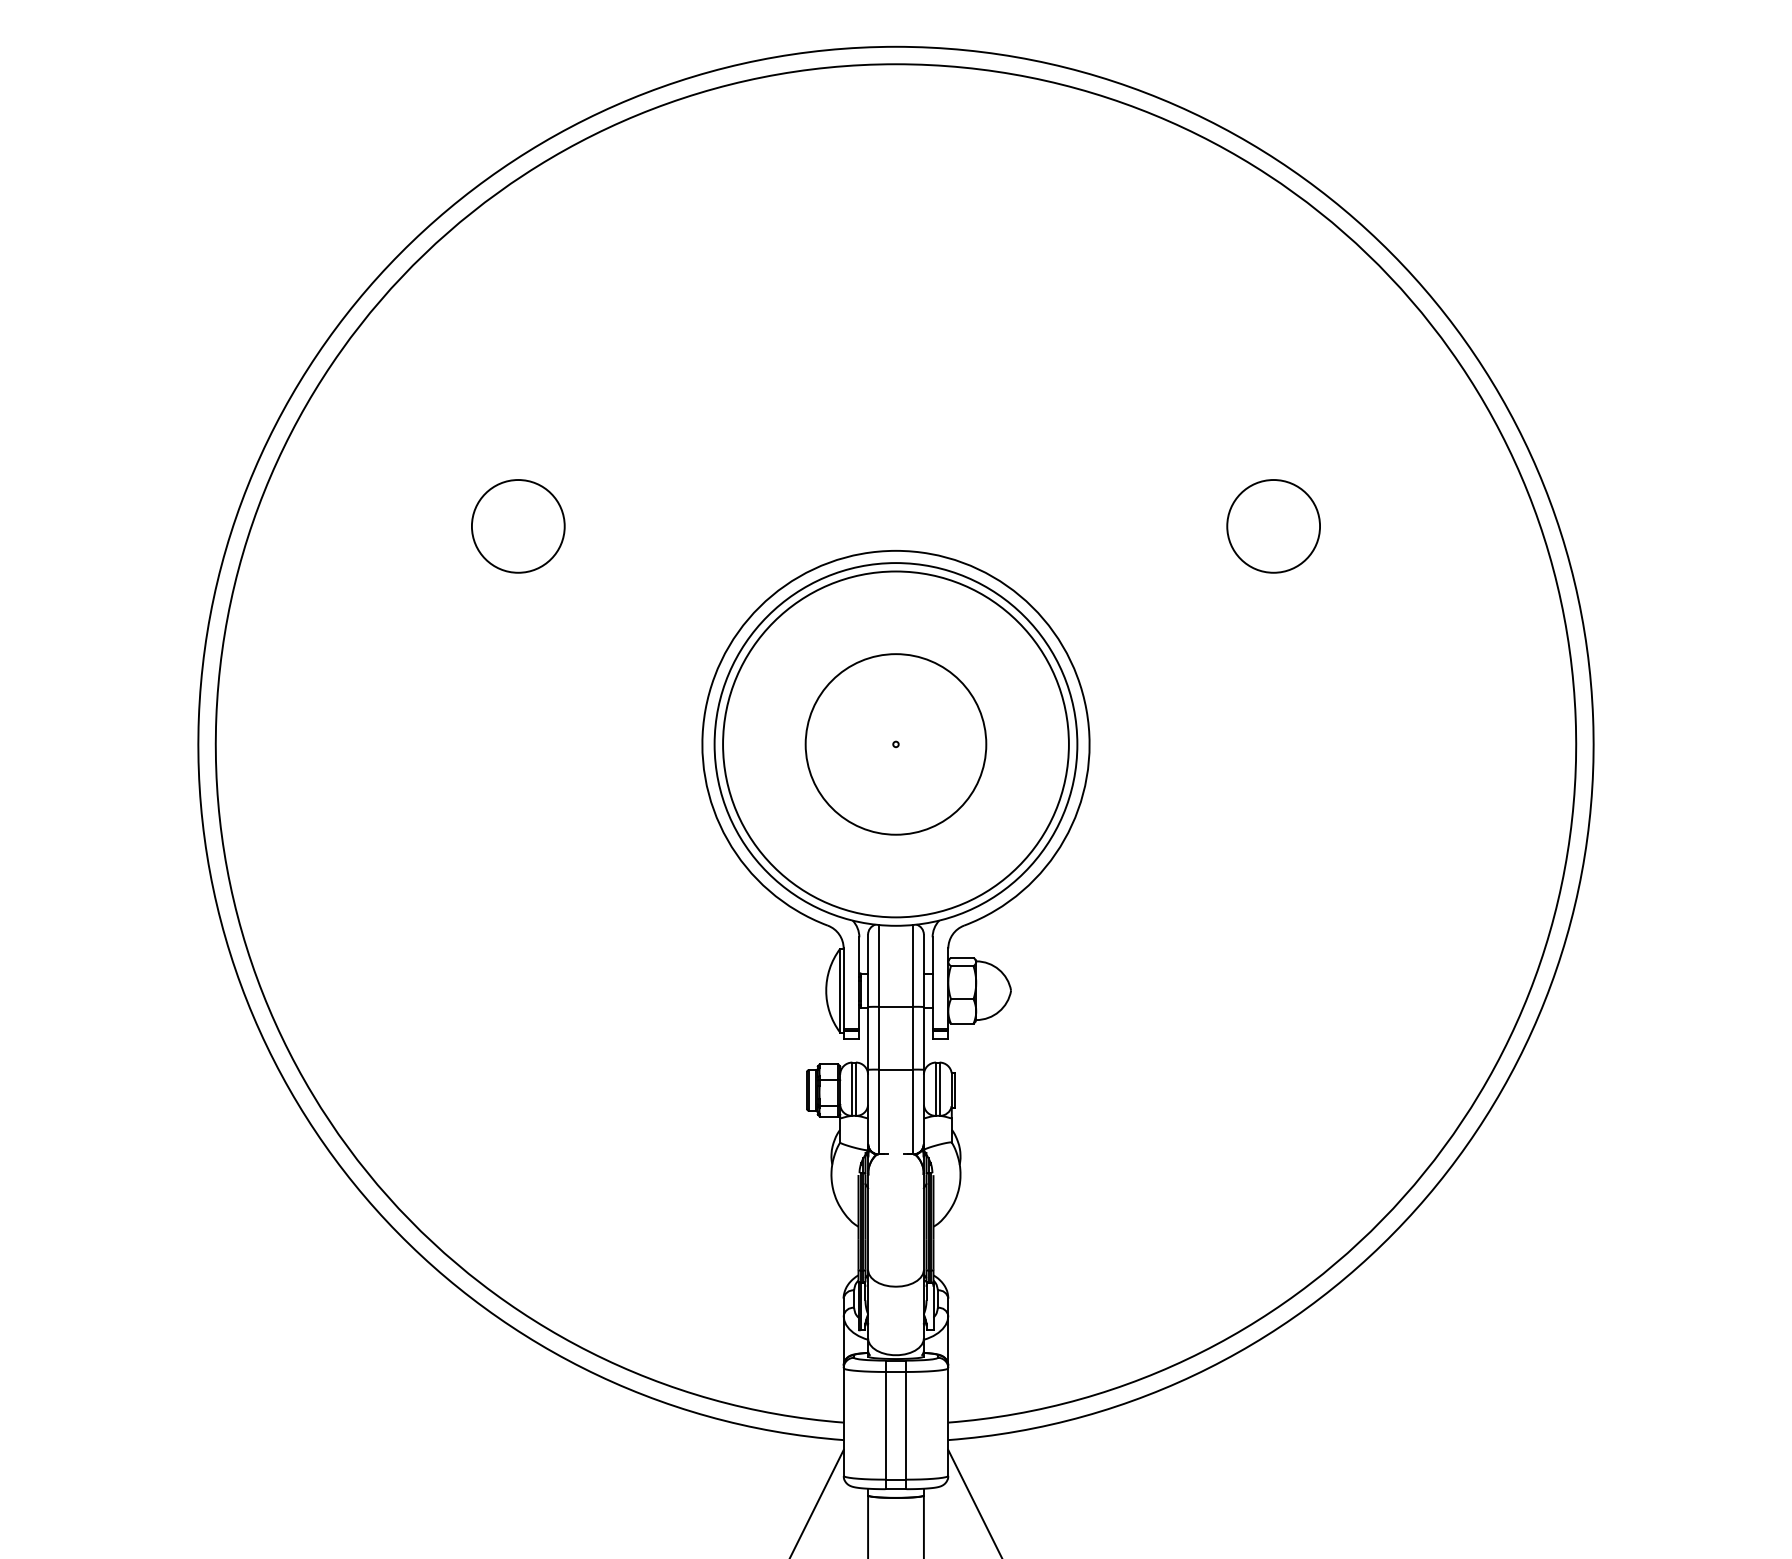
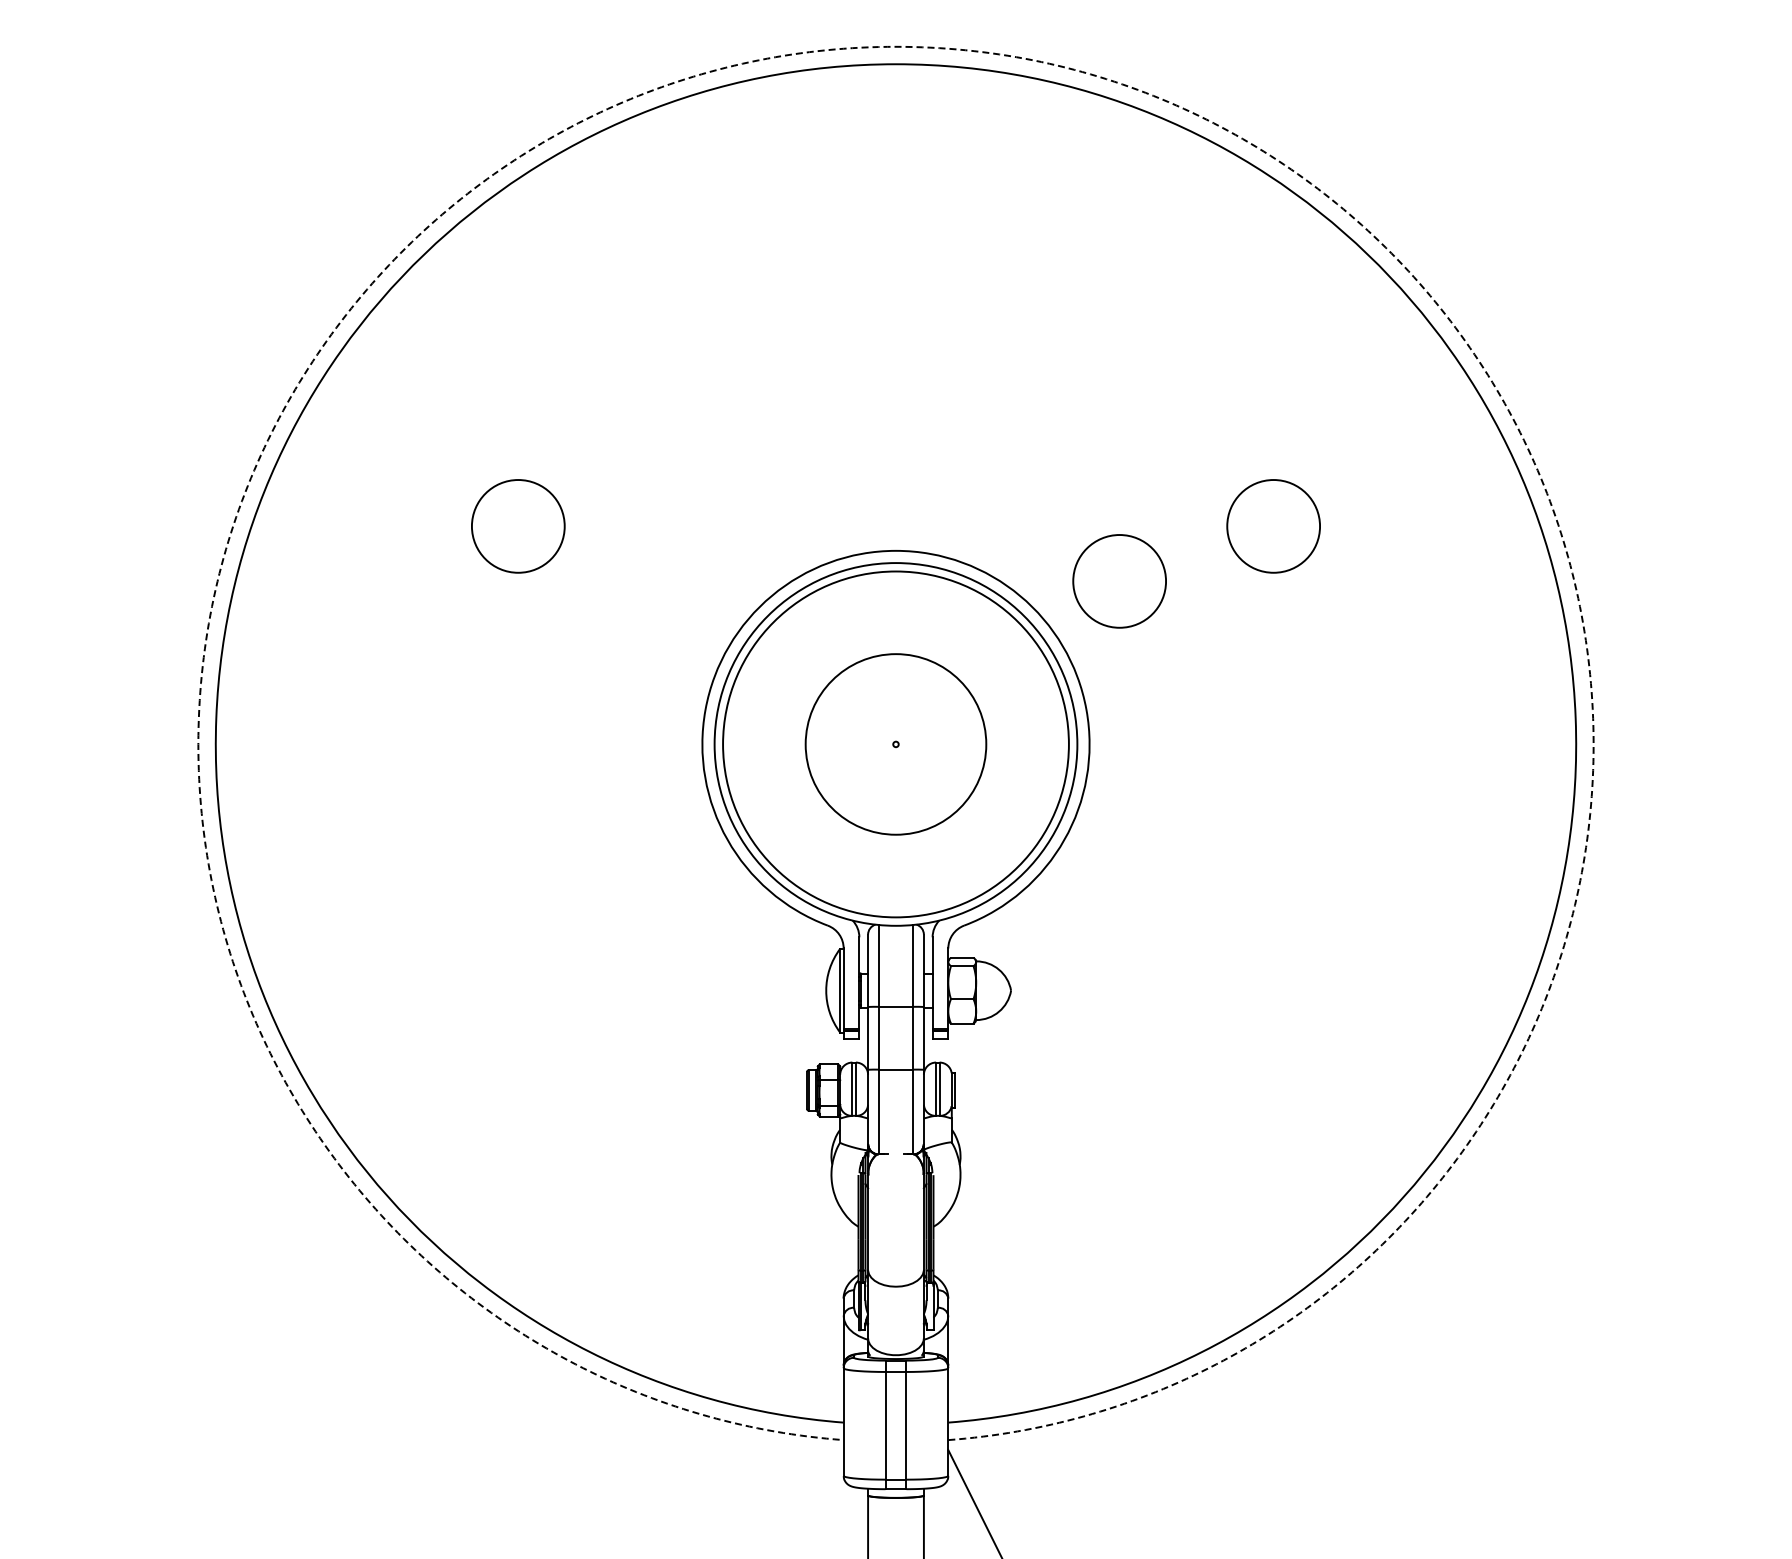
arc: solid -> dashed (896, 46)
circle: none -> present (1119, 581)
line: present -> none (817, 1502)
